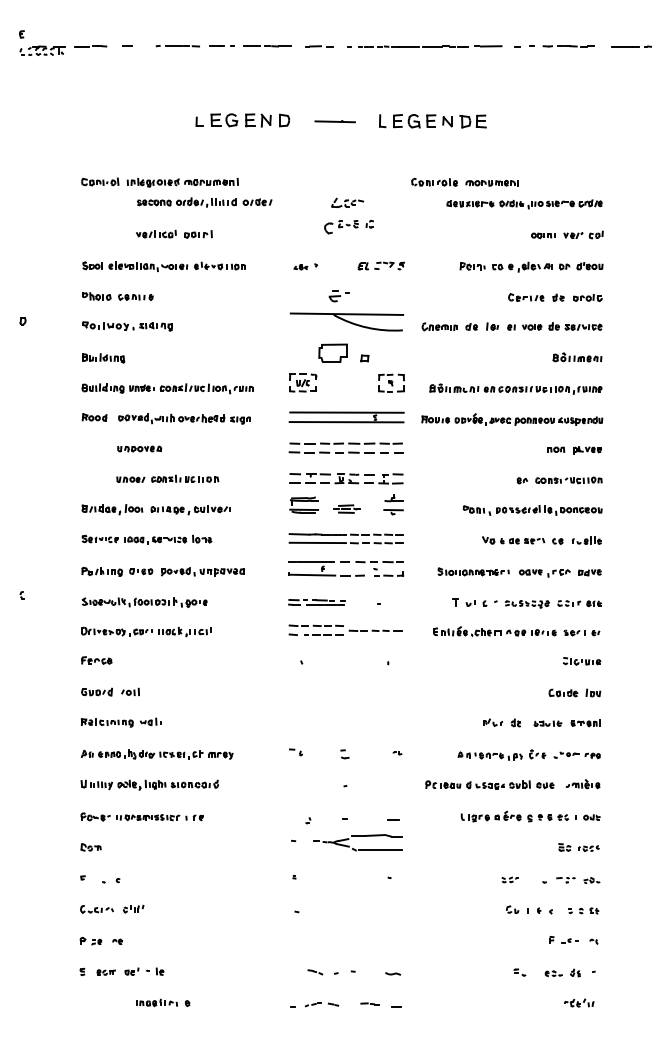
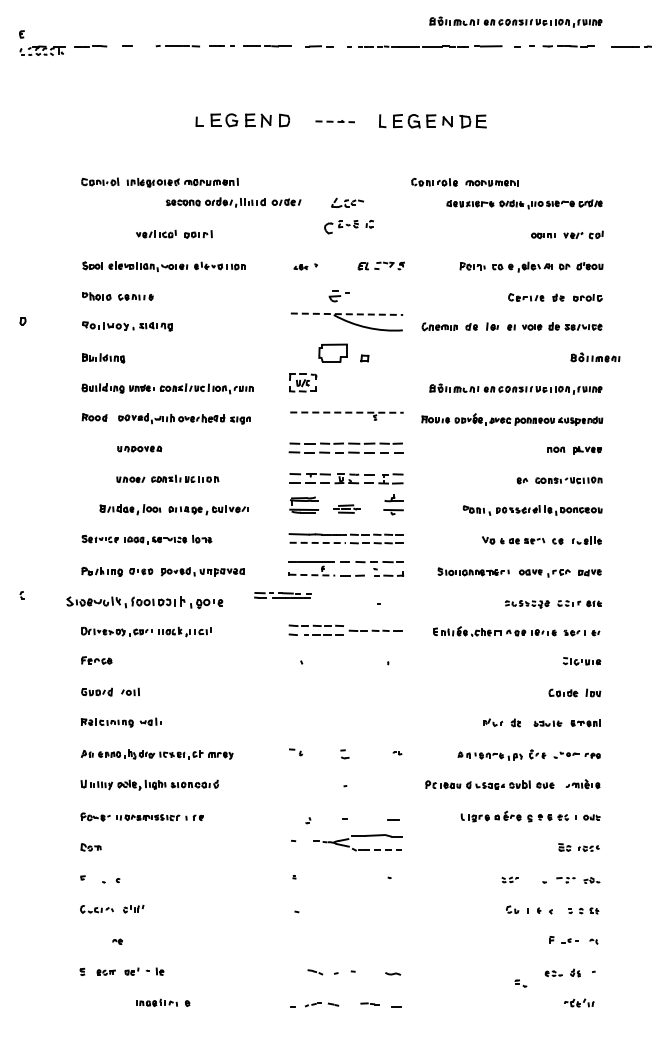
part: none -> present (515, 21)
line: solid -> dashed (335, 121)
part position: (204, 202) -> (233, 202) (233, 202)
line: solid -> dashed (347, 314)
part position: (577, 357) -> (595, 357) (595, 357)
part: present -> none (391, 382)
line: solid -> dashed (346, 412)
line: present -> none (346, 422)
part position: (155, 509) -> (173, 509) (173, 509)
line: solid -> dashed (318, 542)
line: solid -> dashed (312, 575)
part size: 127x11 px -> 158x13 px (144, 602)
part position: (316, 602) -> (282, 595) (282, 595)
part: present -> none (474, 602)
line: solid -> dashed (382, 850)
part: present -> none (90, 941)
part position: (519, 972) -> (520, 983) (520, 983)
